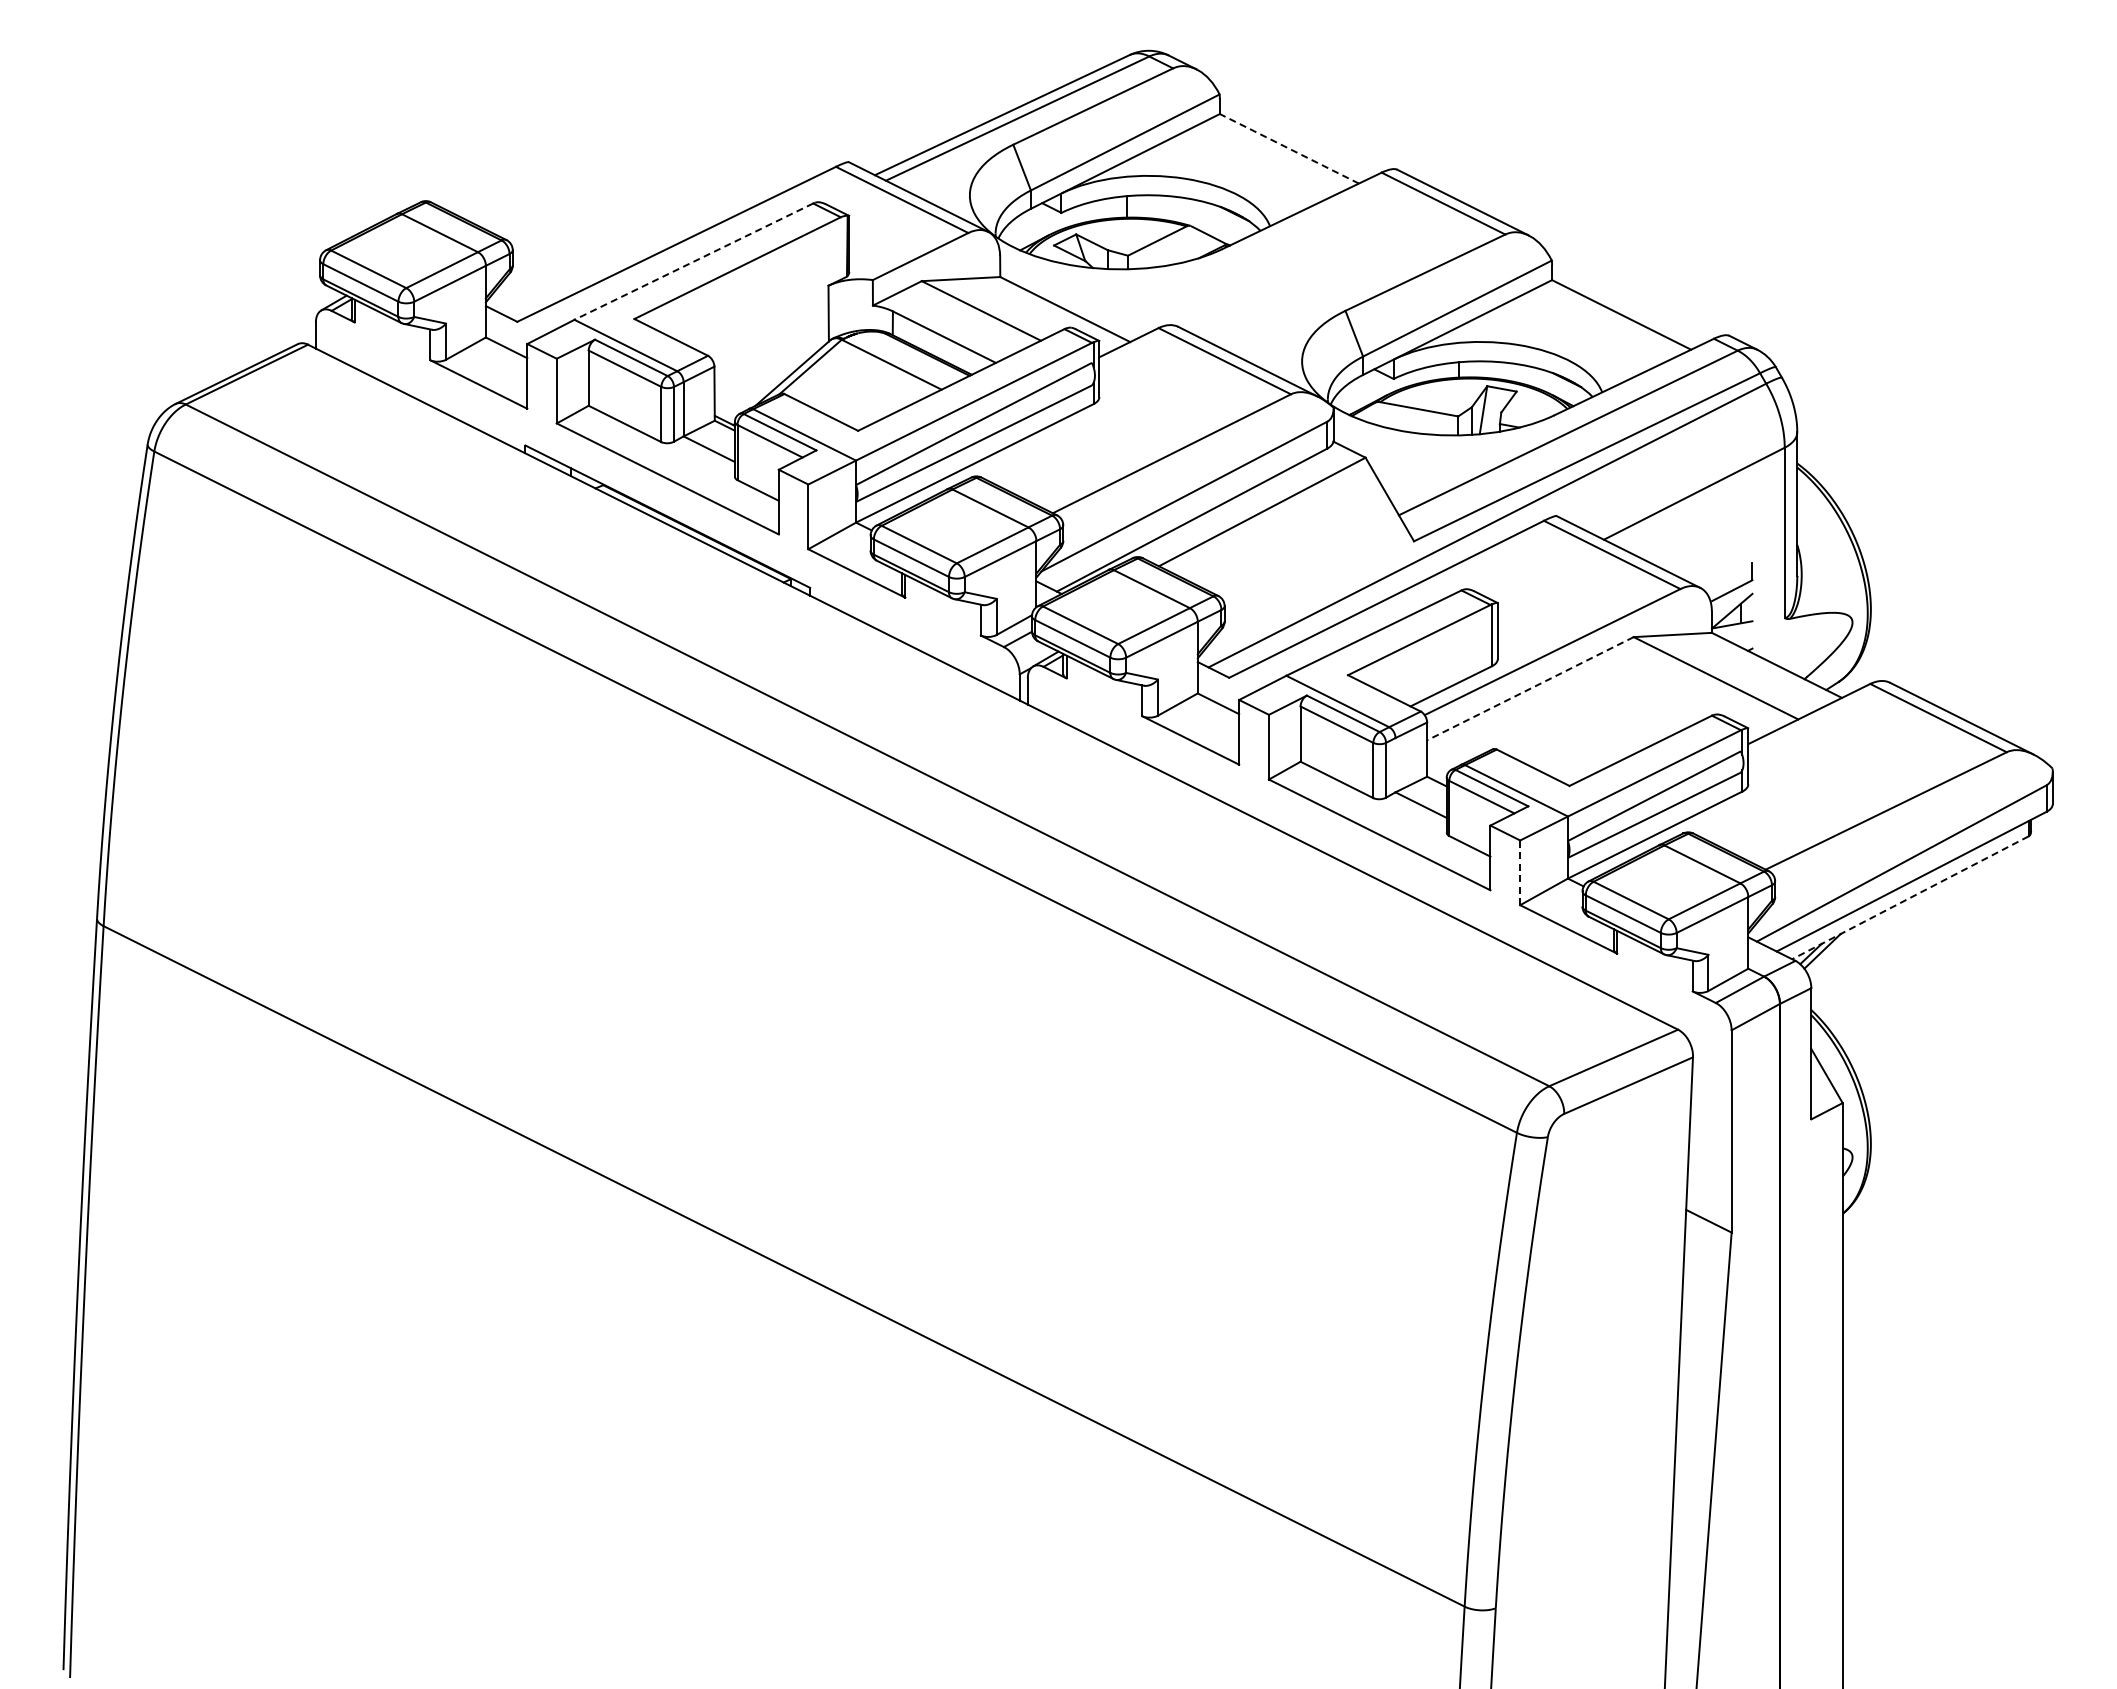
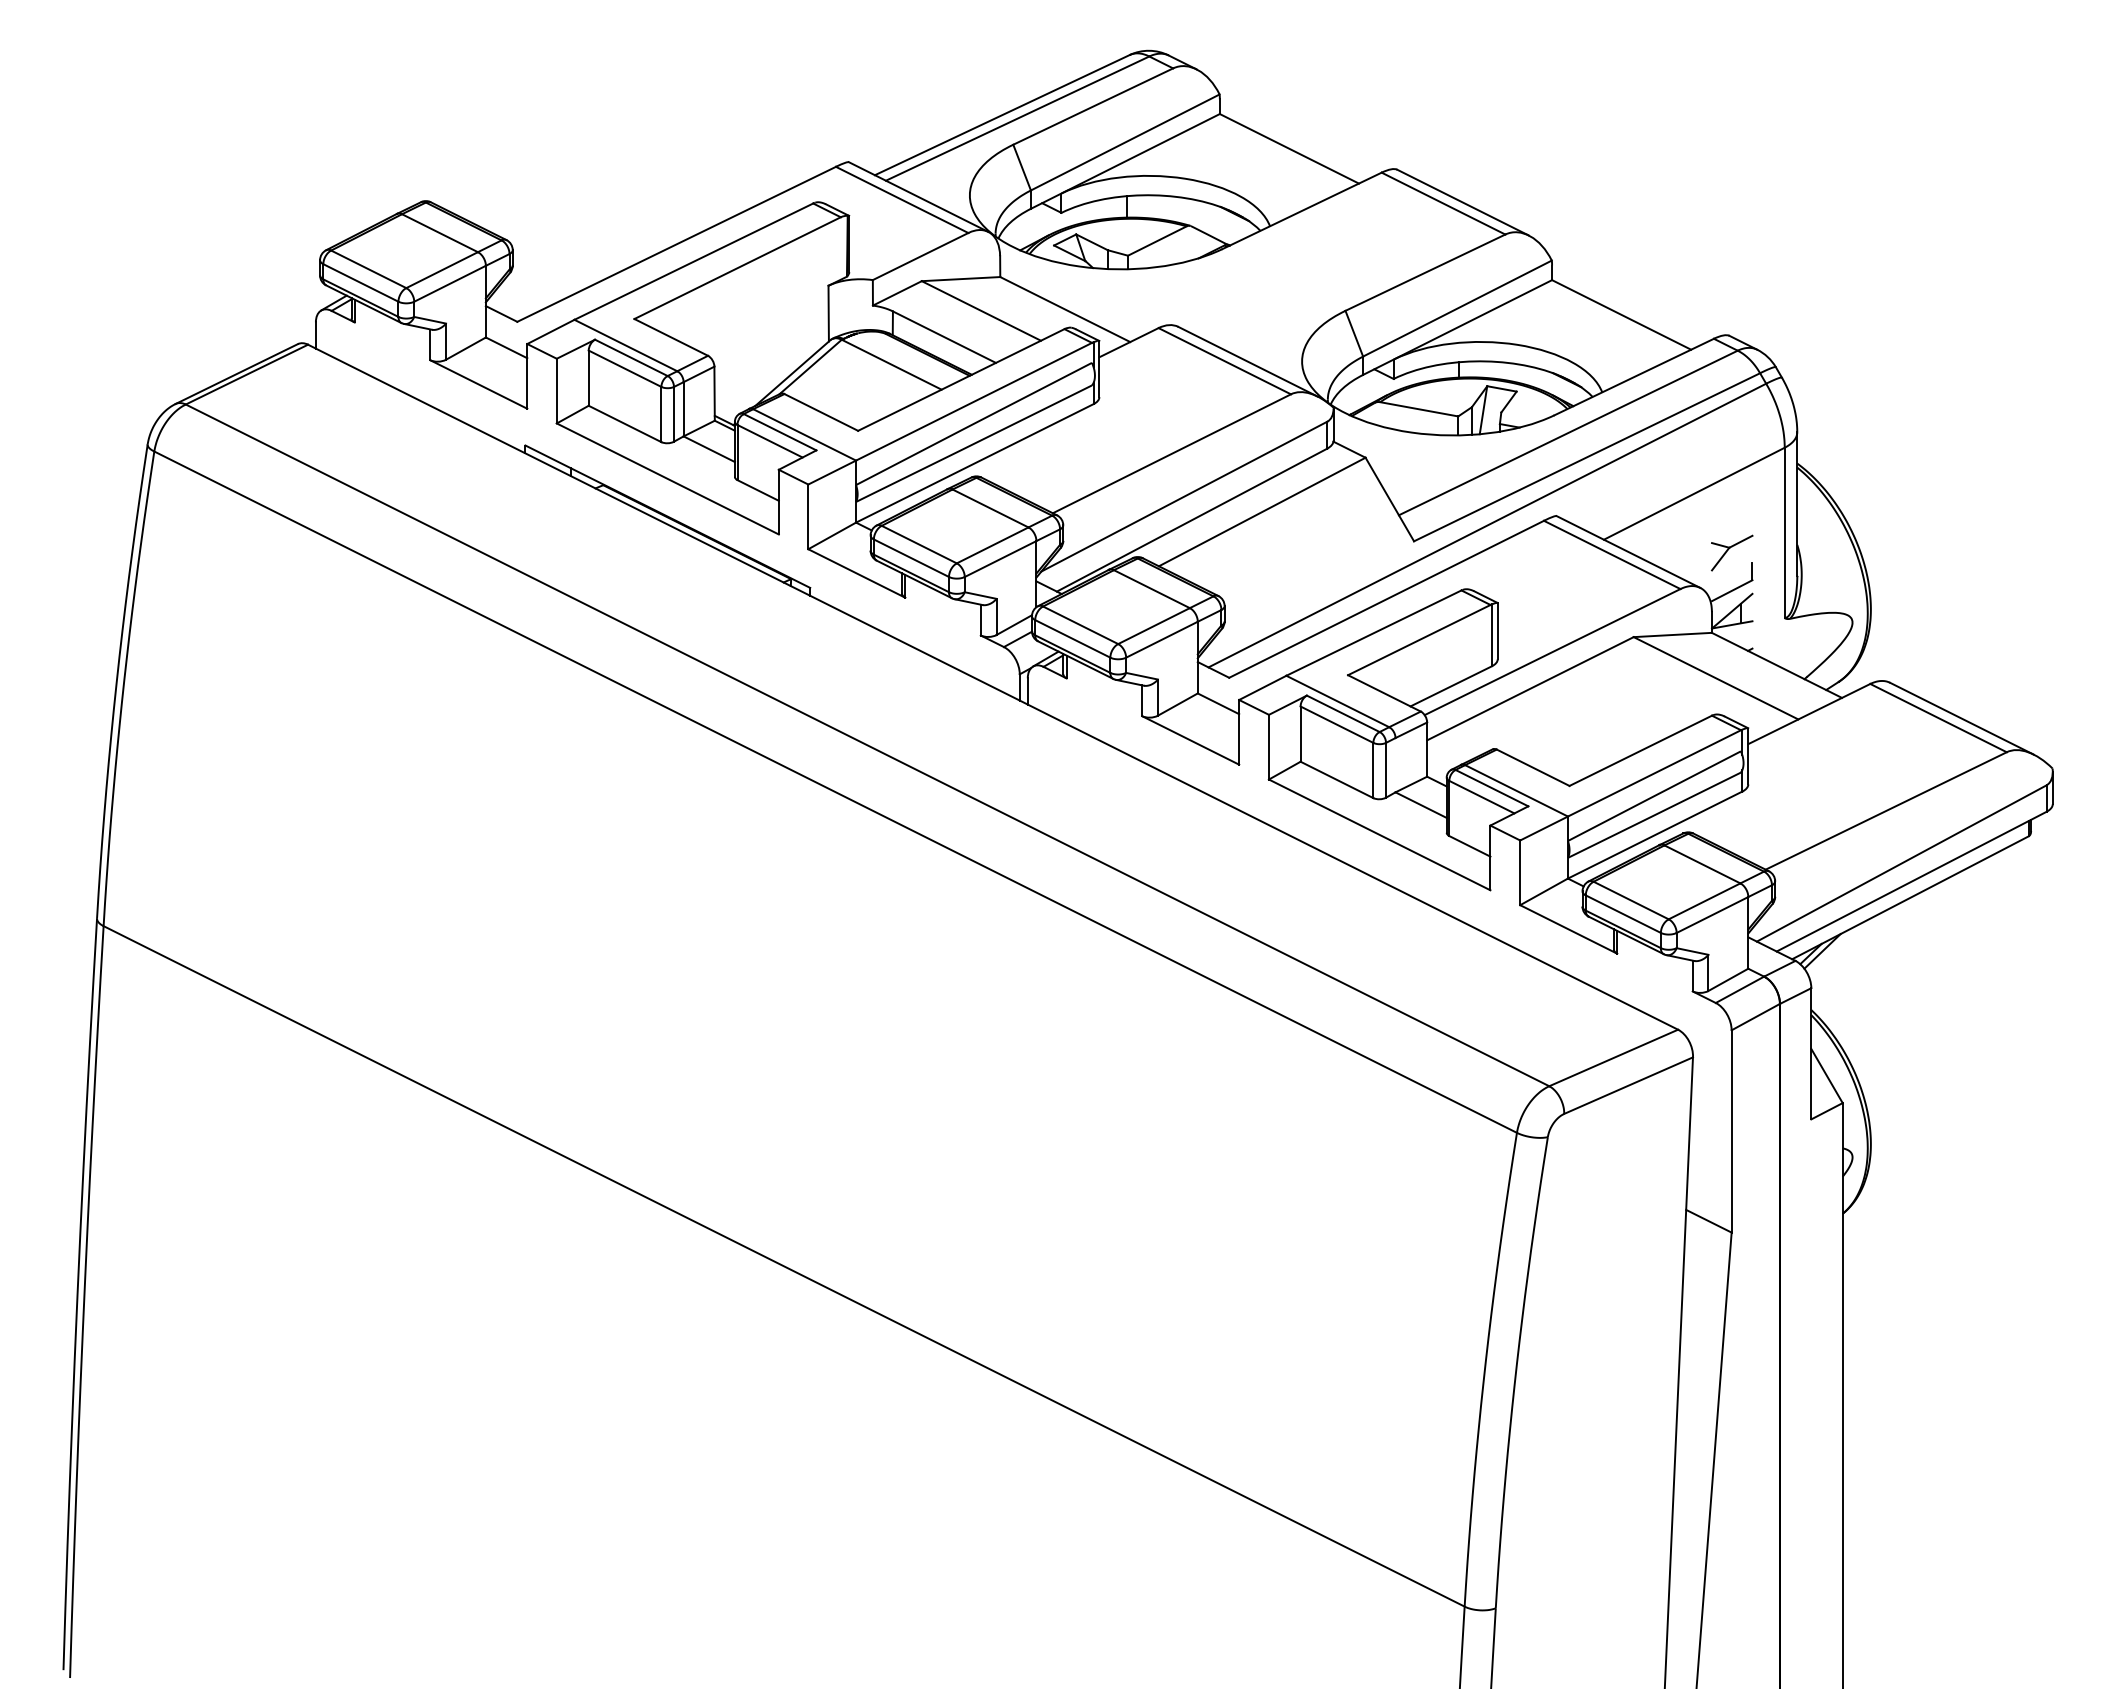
line: dashed -> solid (1289, 148)
line: dashed -> solid (693, 261)
part: none -> present (1732, 552)
line: dashed -> solid (1529, 688)
line: dashed -> solid (1520, 872)
line: dashed -> solid (1909, 898)
